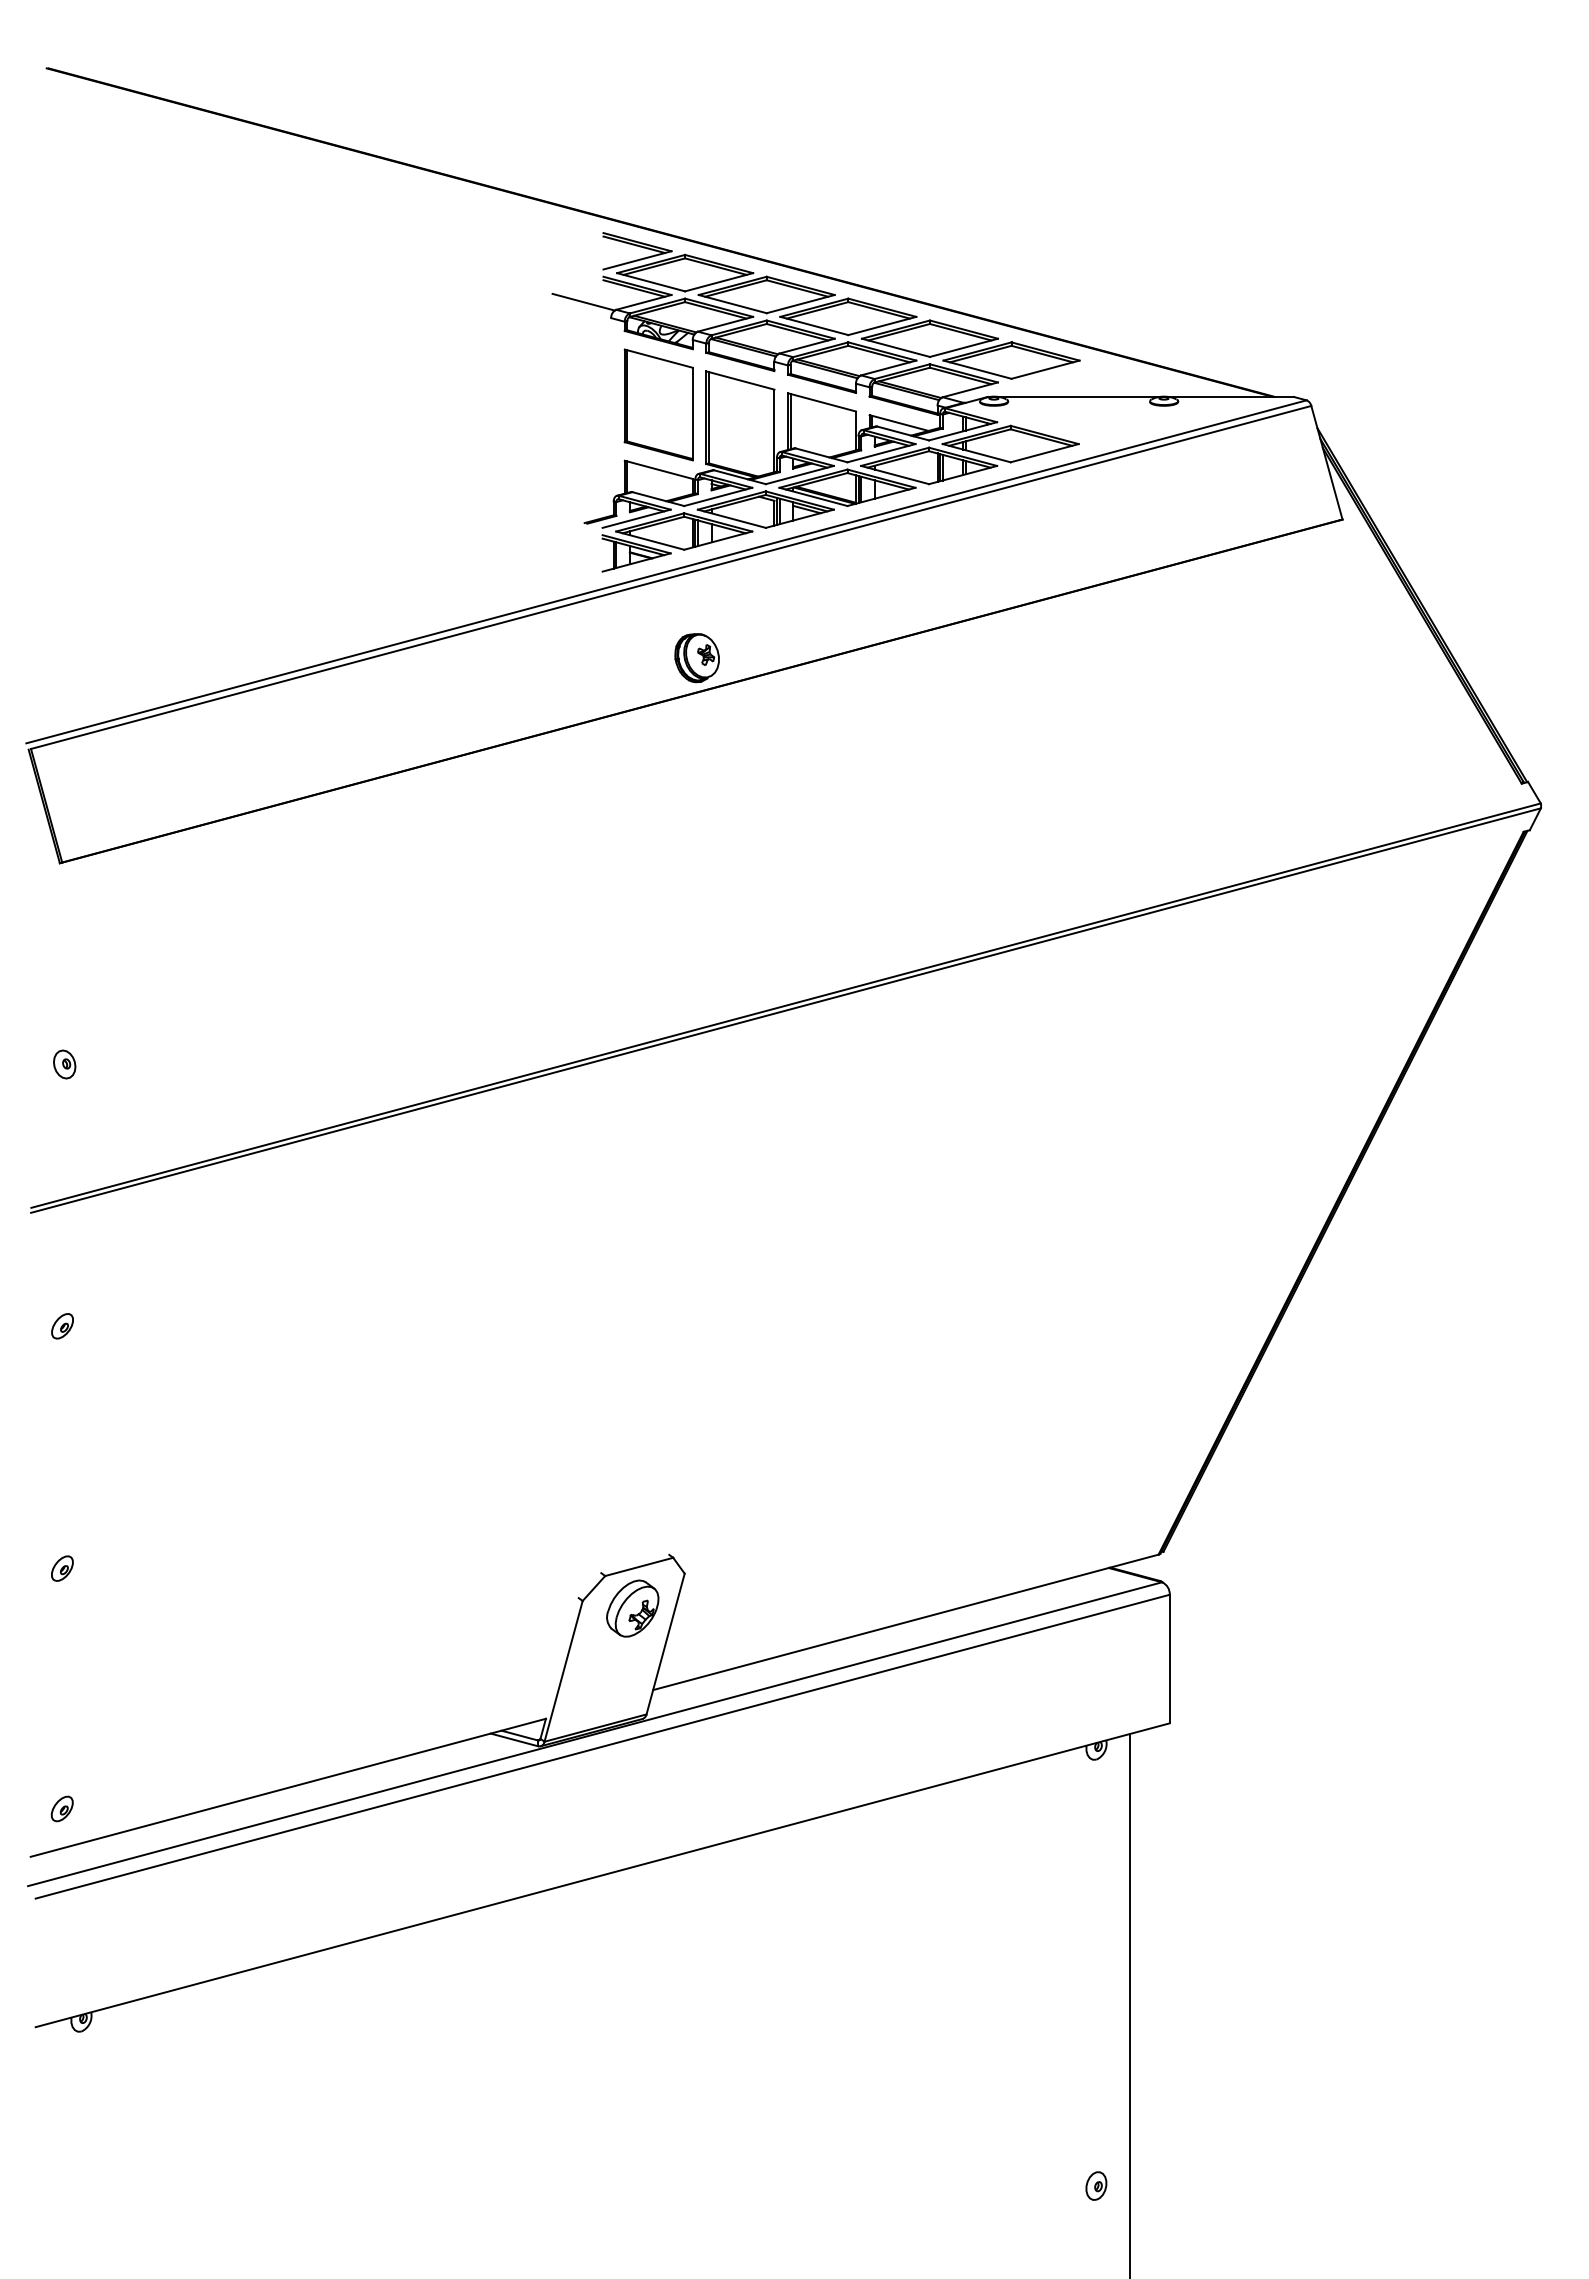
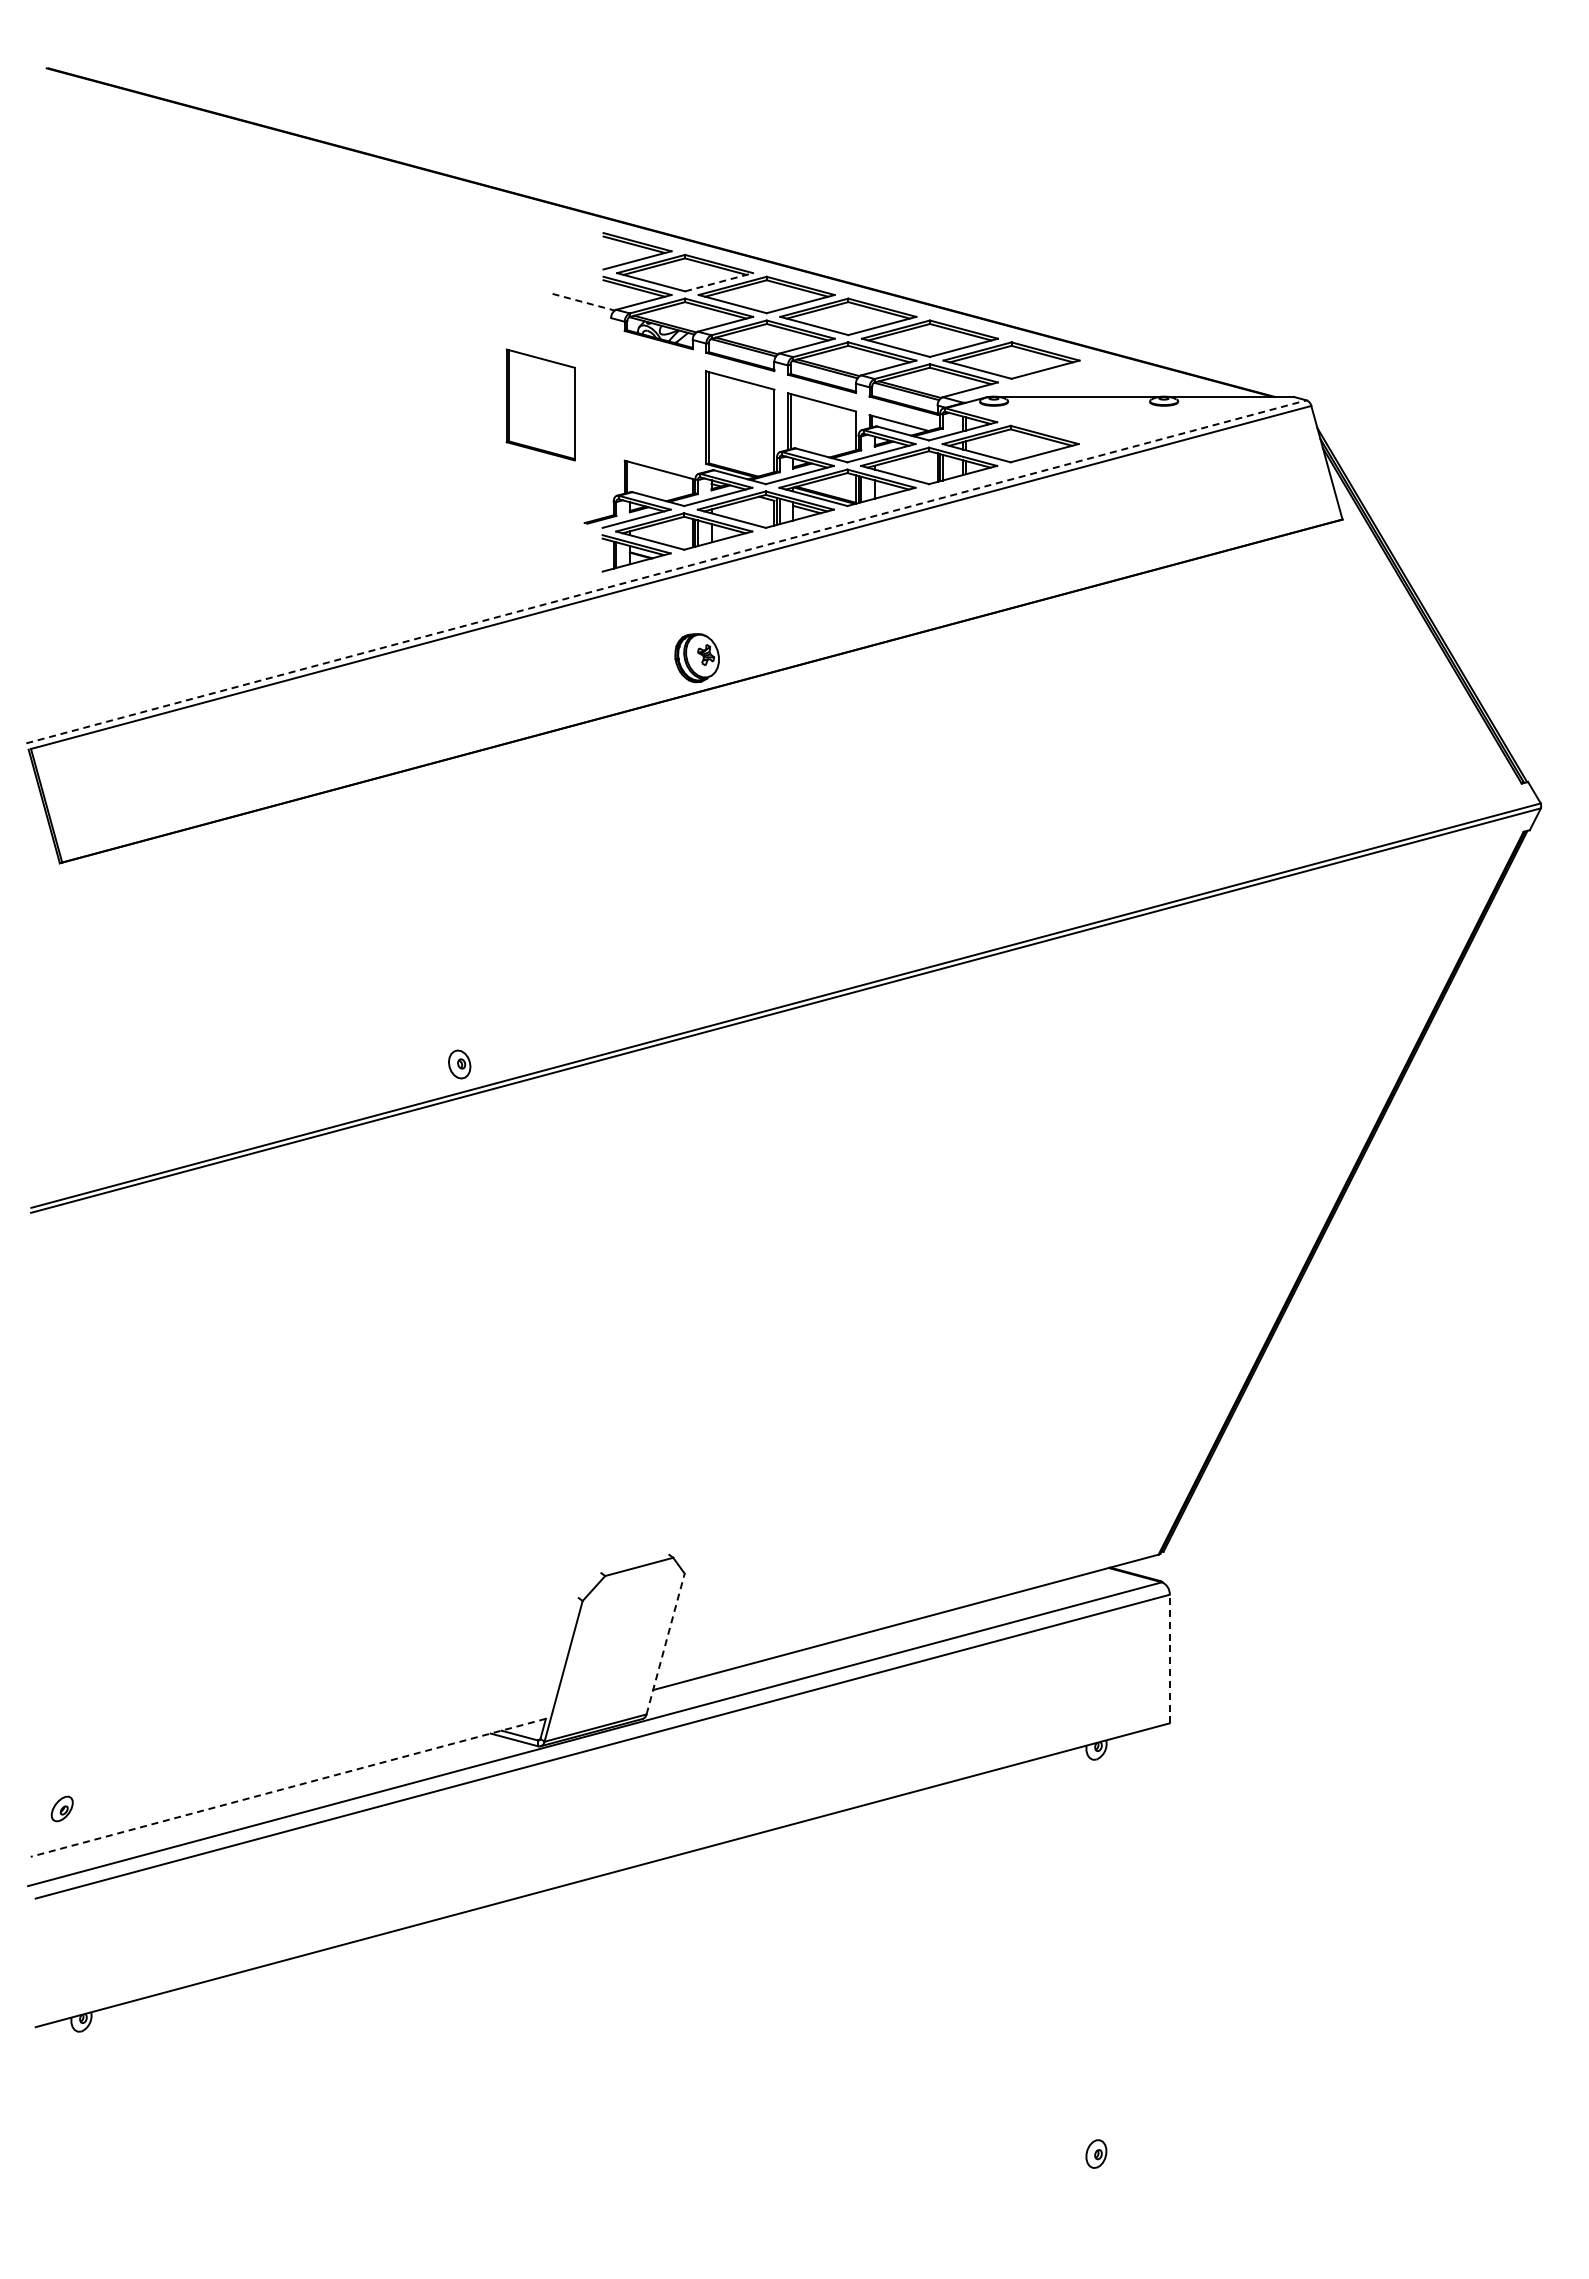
line: solid -> dashed (719, 282)
line: solid -> dashed (584, 302)
part position: (658, 404) -> (540, 404) (540, 404)
line: solid -> dashed (666, 571)
part position: (64, 1064) -> (459, 1064) (459, 1064)
part: present -> none (62, 1326)
part: present -> none (62, 1568)
part: present -> none (632, 1608)
line: solid -> dashed (665, 1644)
line: solid -> dashed (1169, 1658)
line: solid -> dashed (288, 1787)
line: present -> none (1129, 2004)
part position: (1096, 2185) -> (1096, 2153) (1096, 2153)
